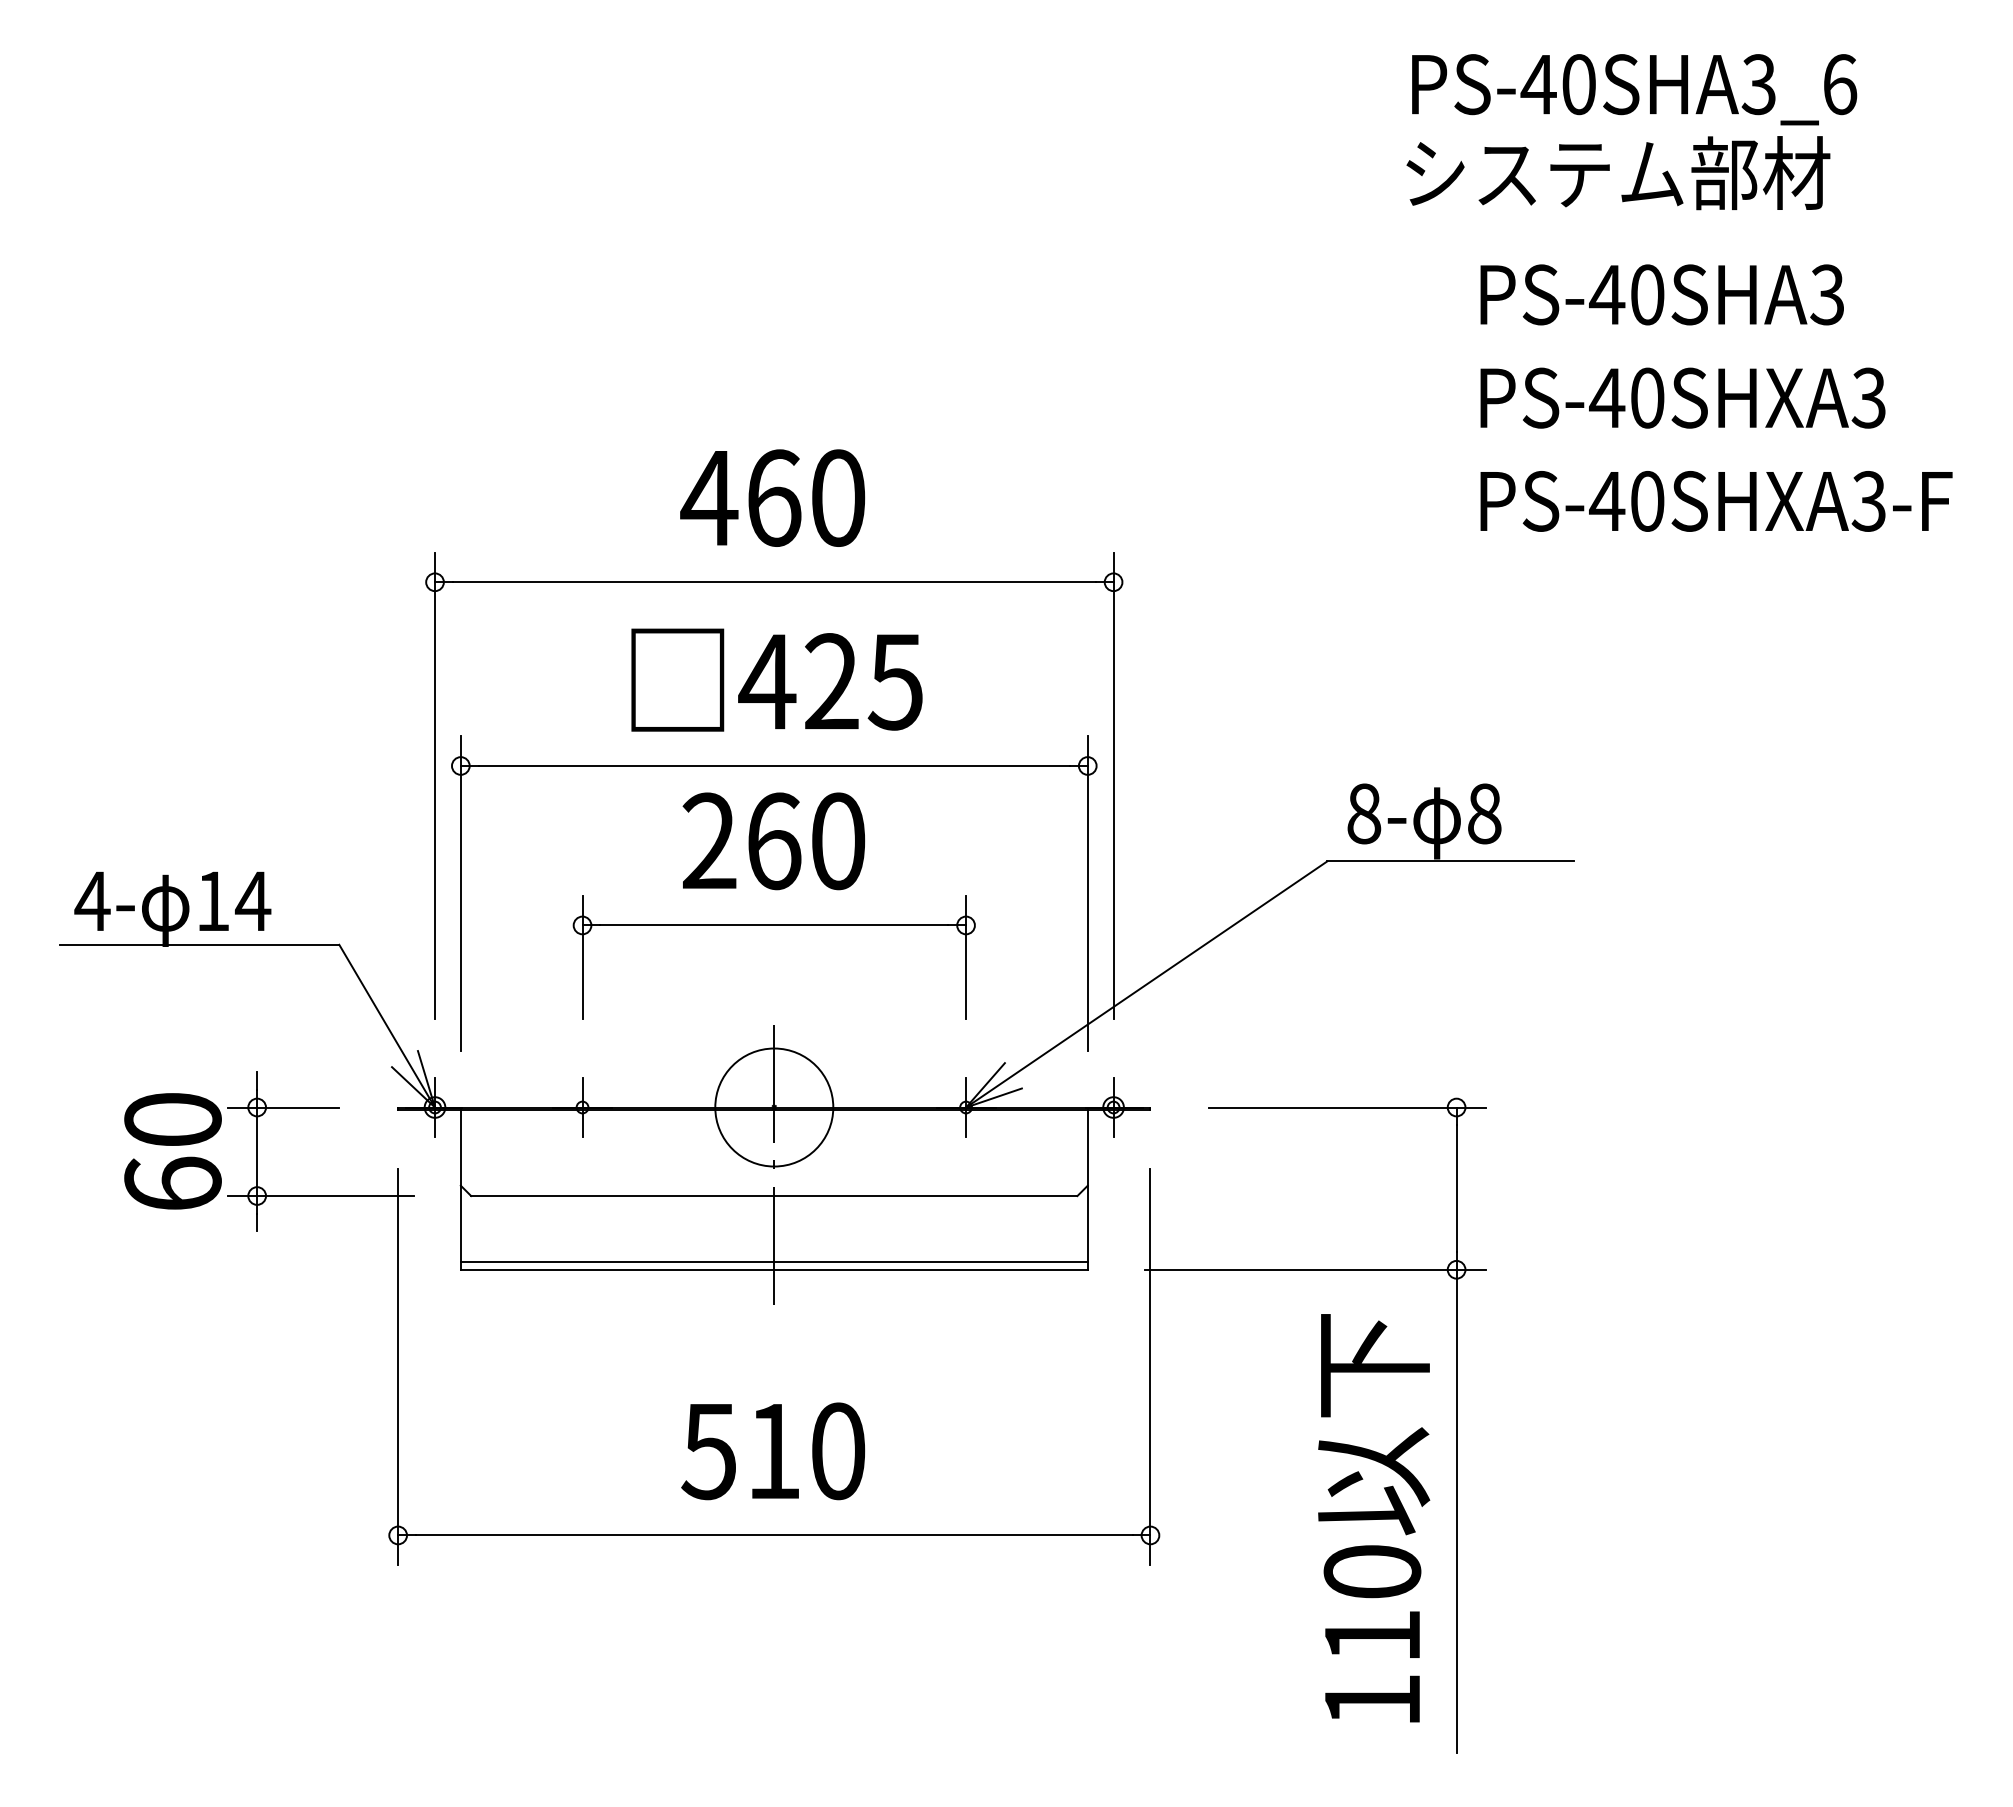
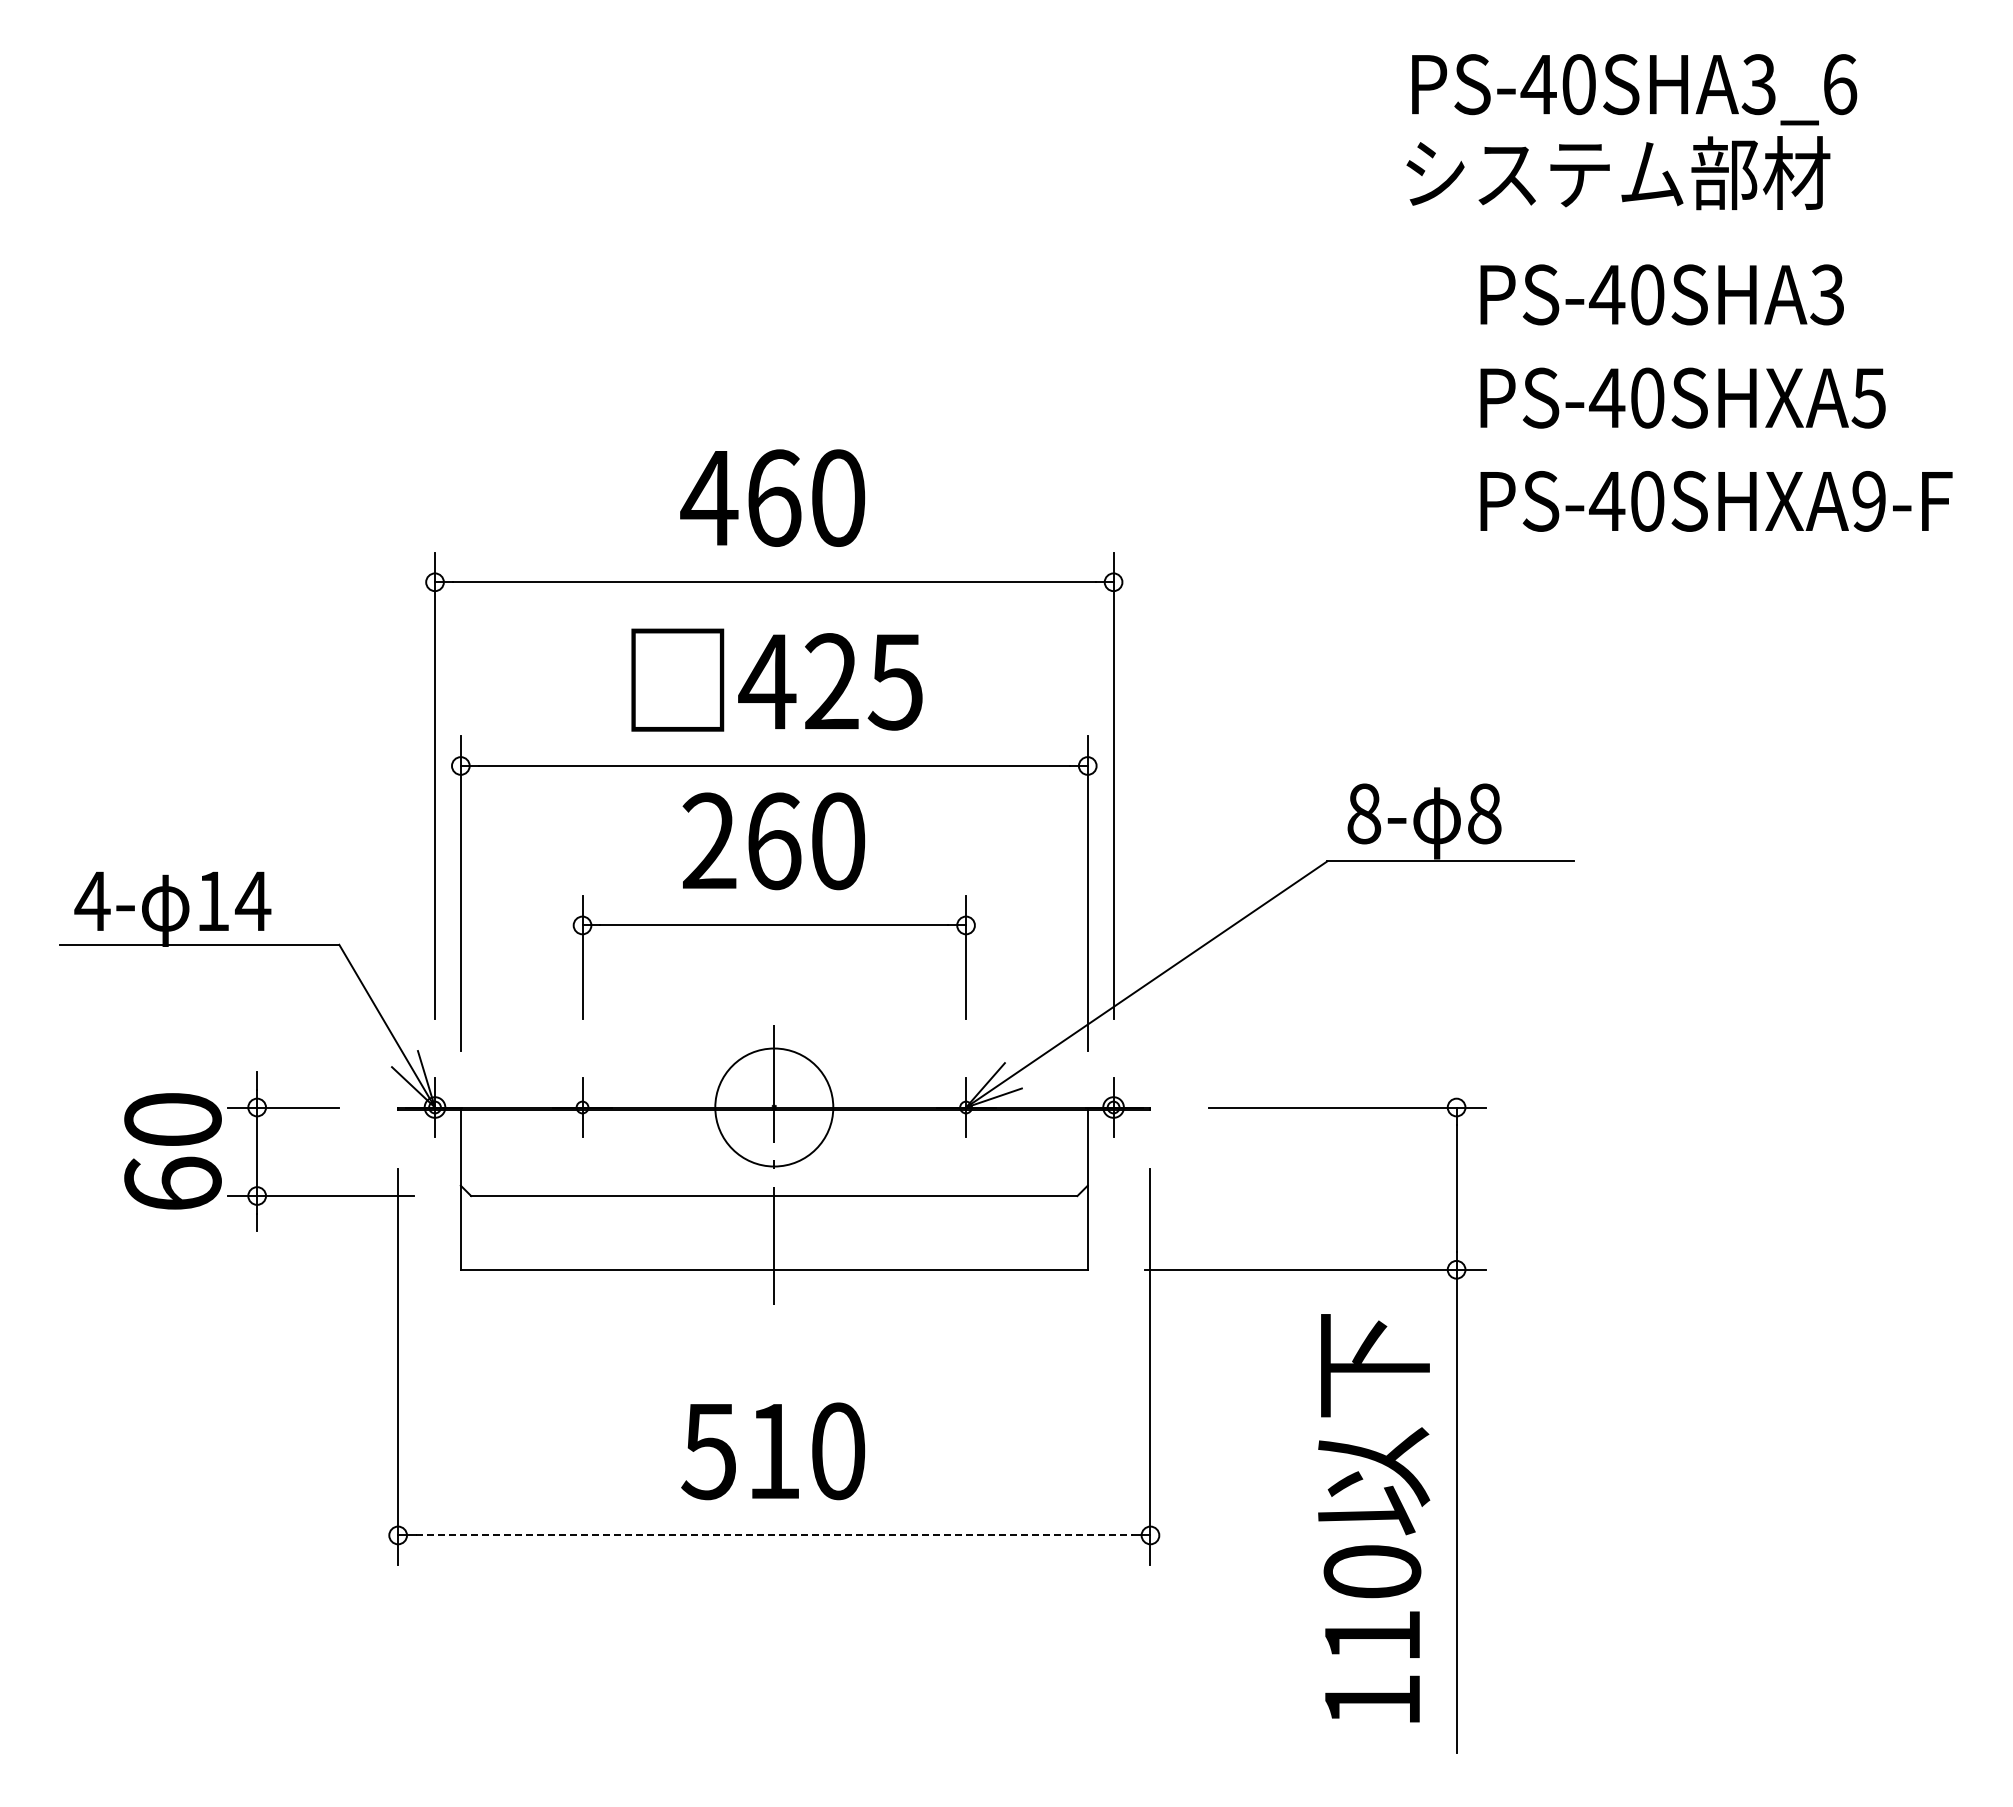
text: PS-40SHXA3 -> PS-40SHXA5 (1868, 397)
text: PS-40SHXA3-F -> PS-40SHXA9-F (1868, 501)
line: present -> none (773, 1262)
line: solid -> dashed (774, 1535)
